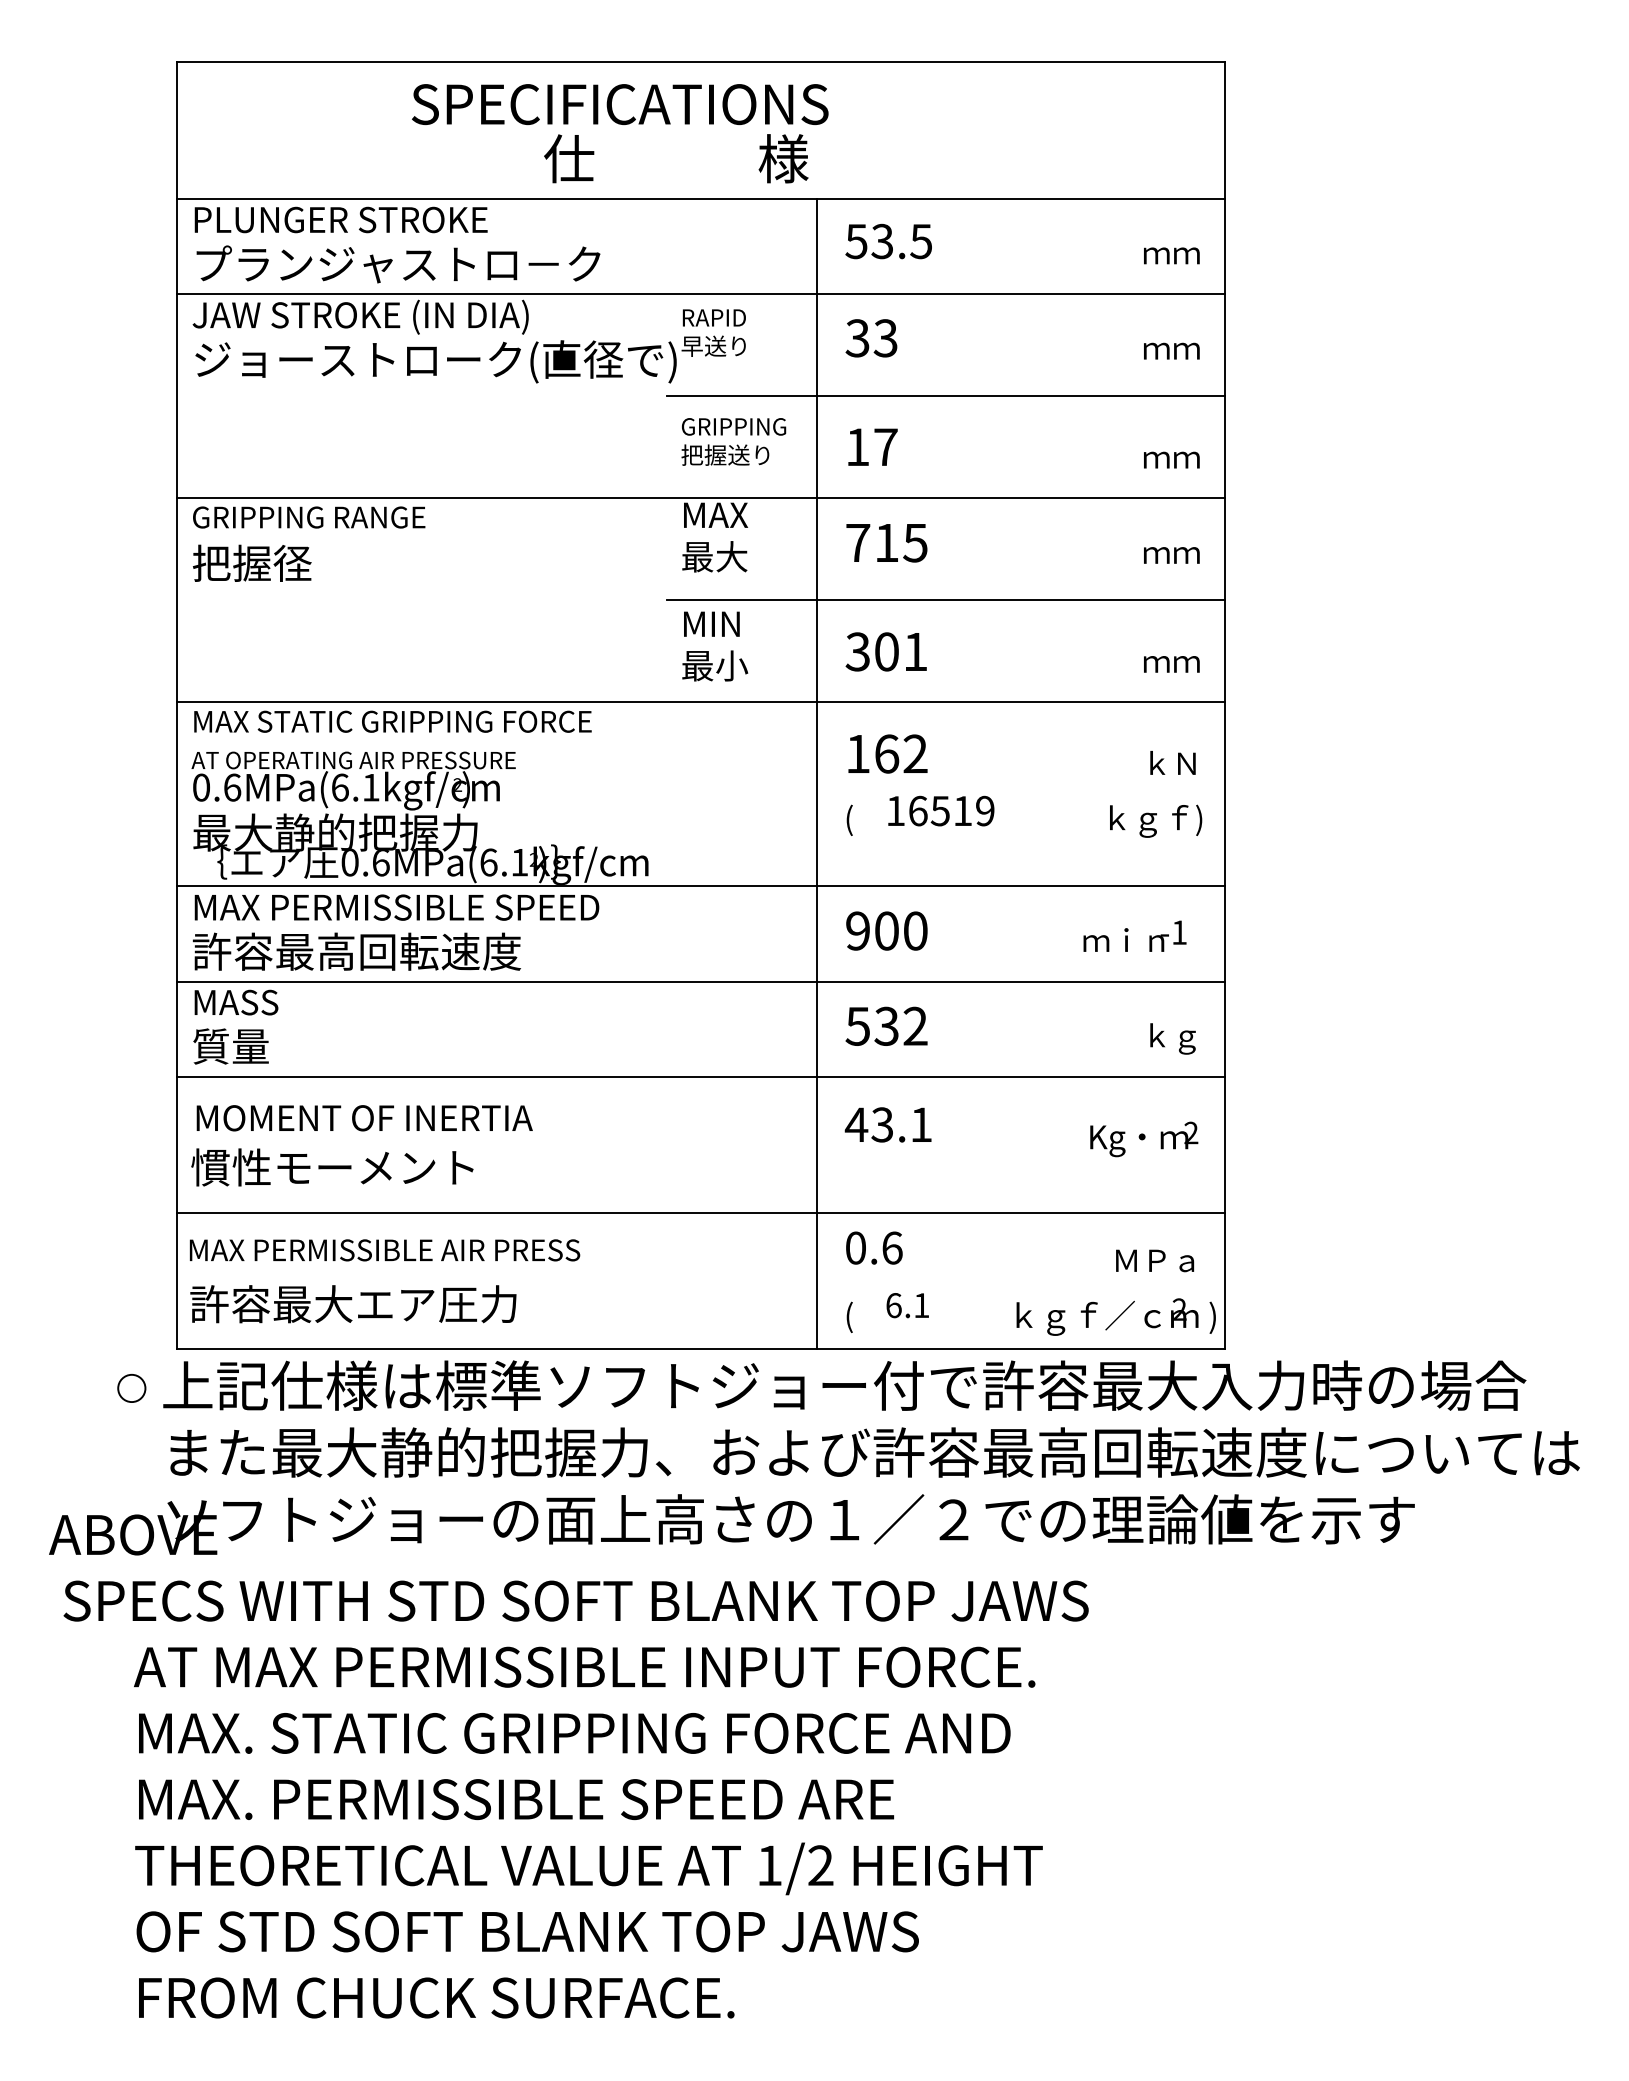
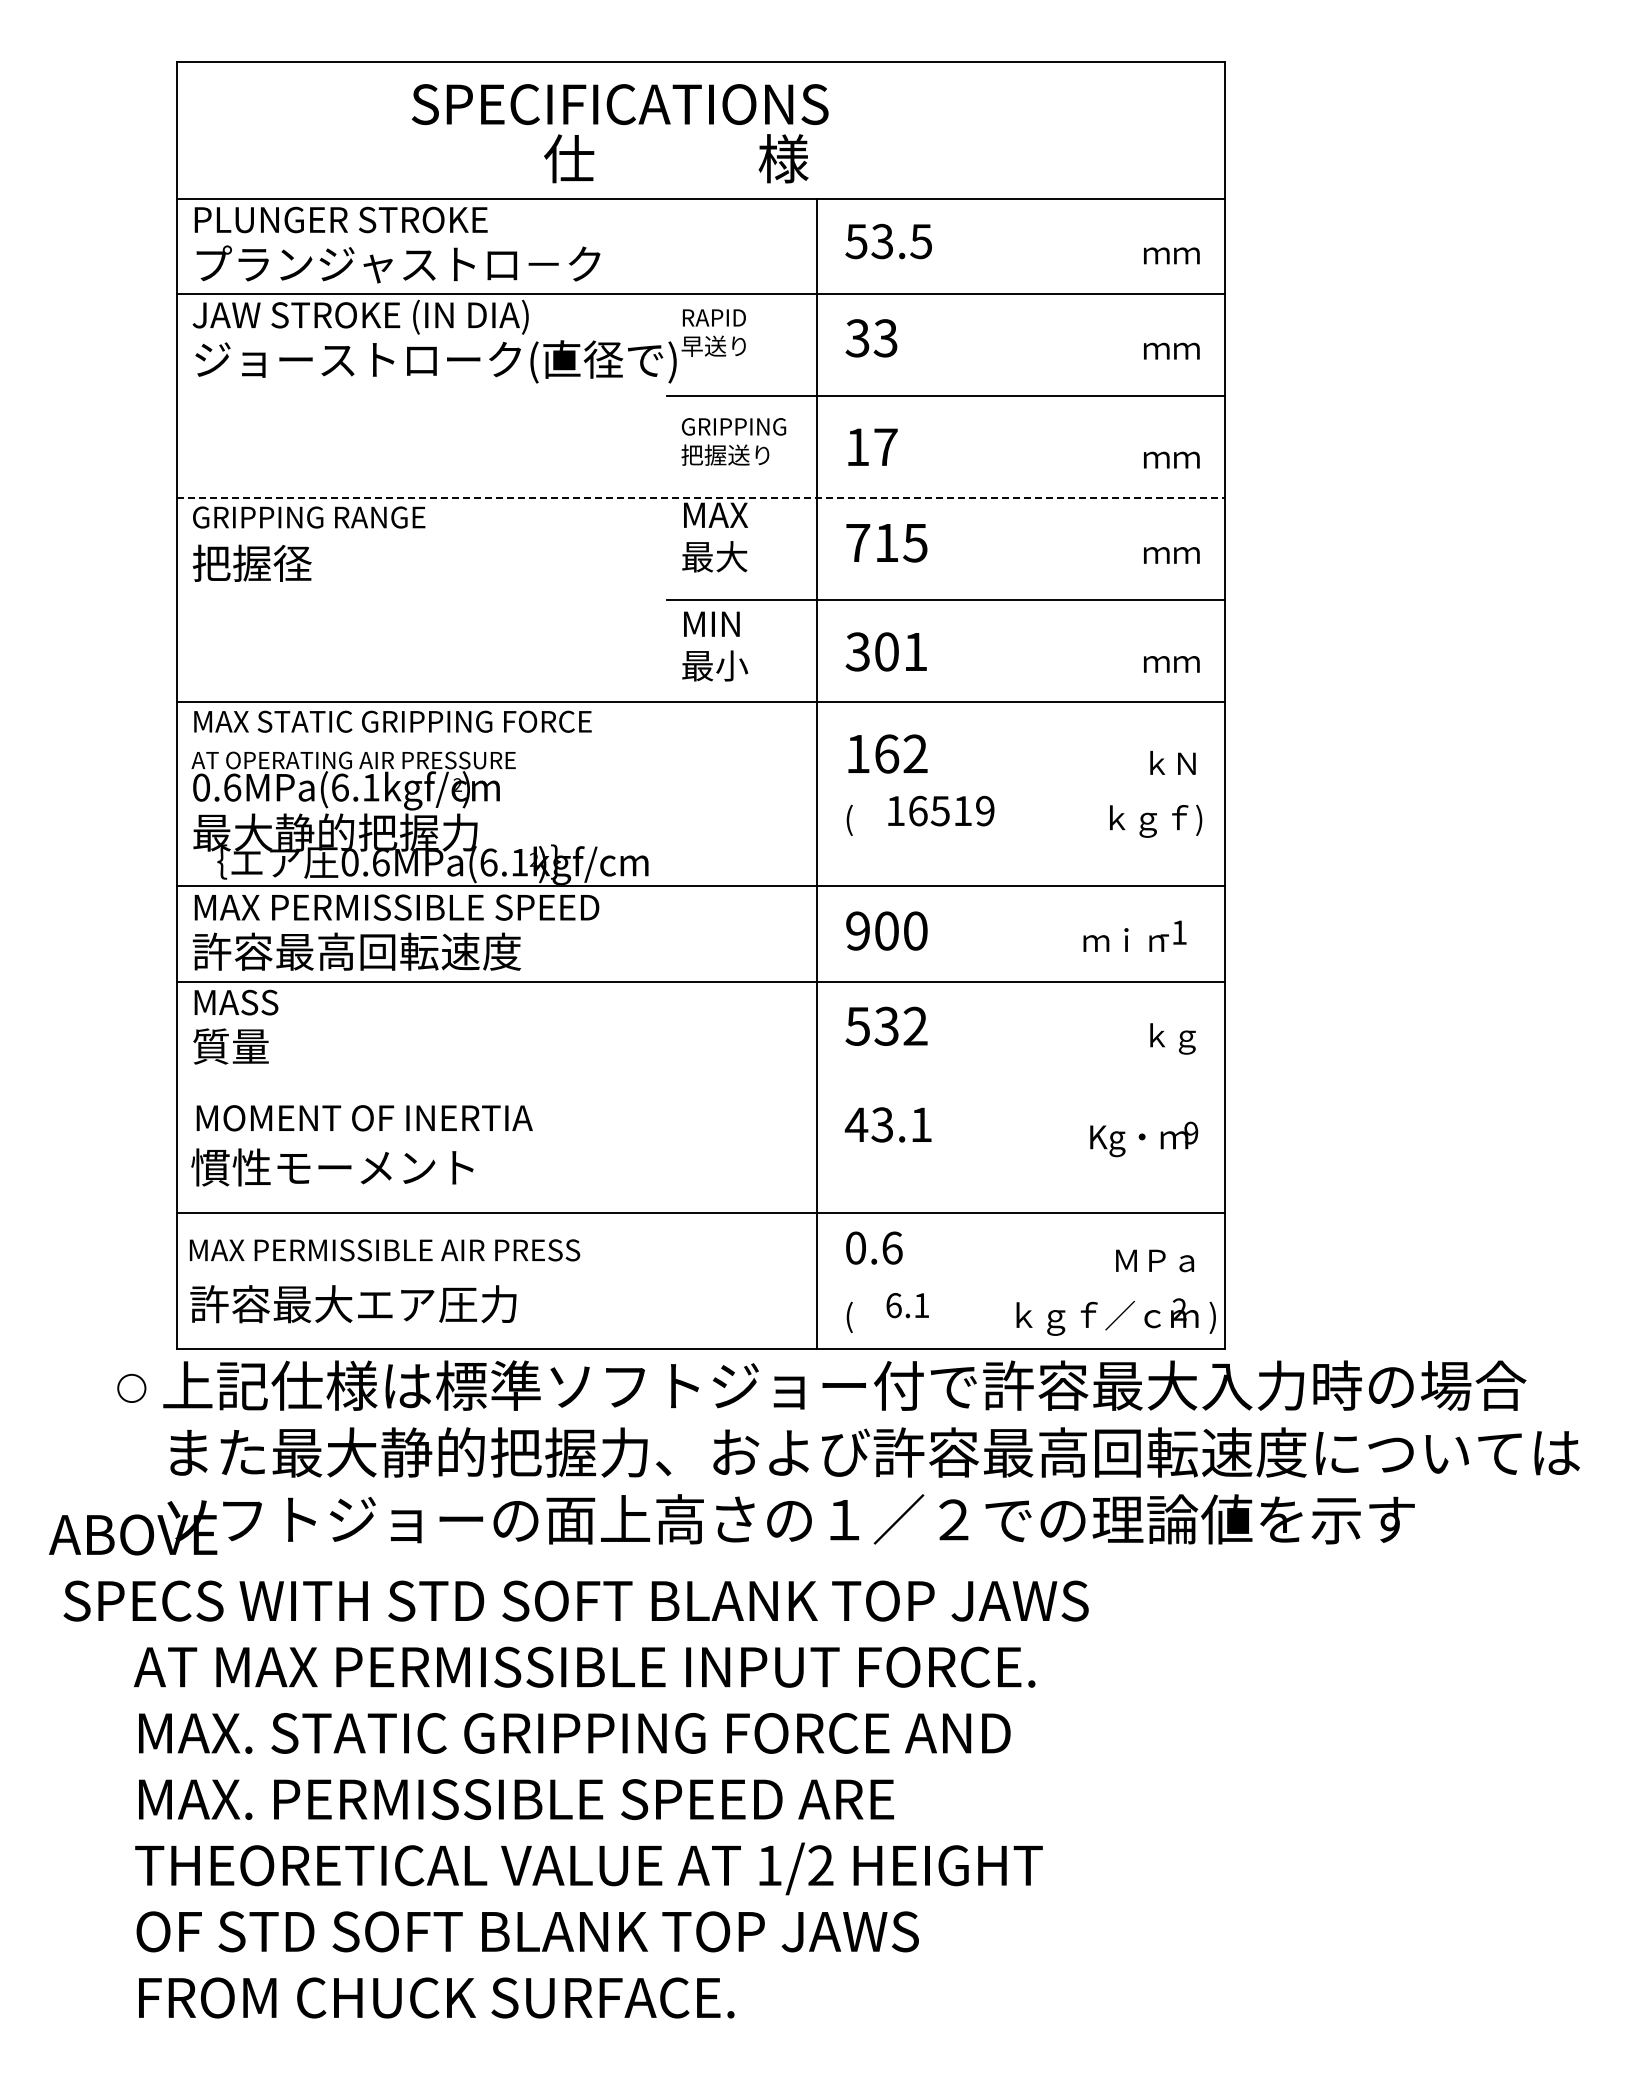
line: solid -> dashed (701, 498)
line: present -> none (700, 1076)
text: 2 -> 9 (1191, 1133)
